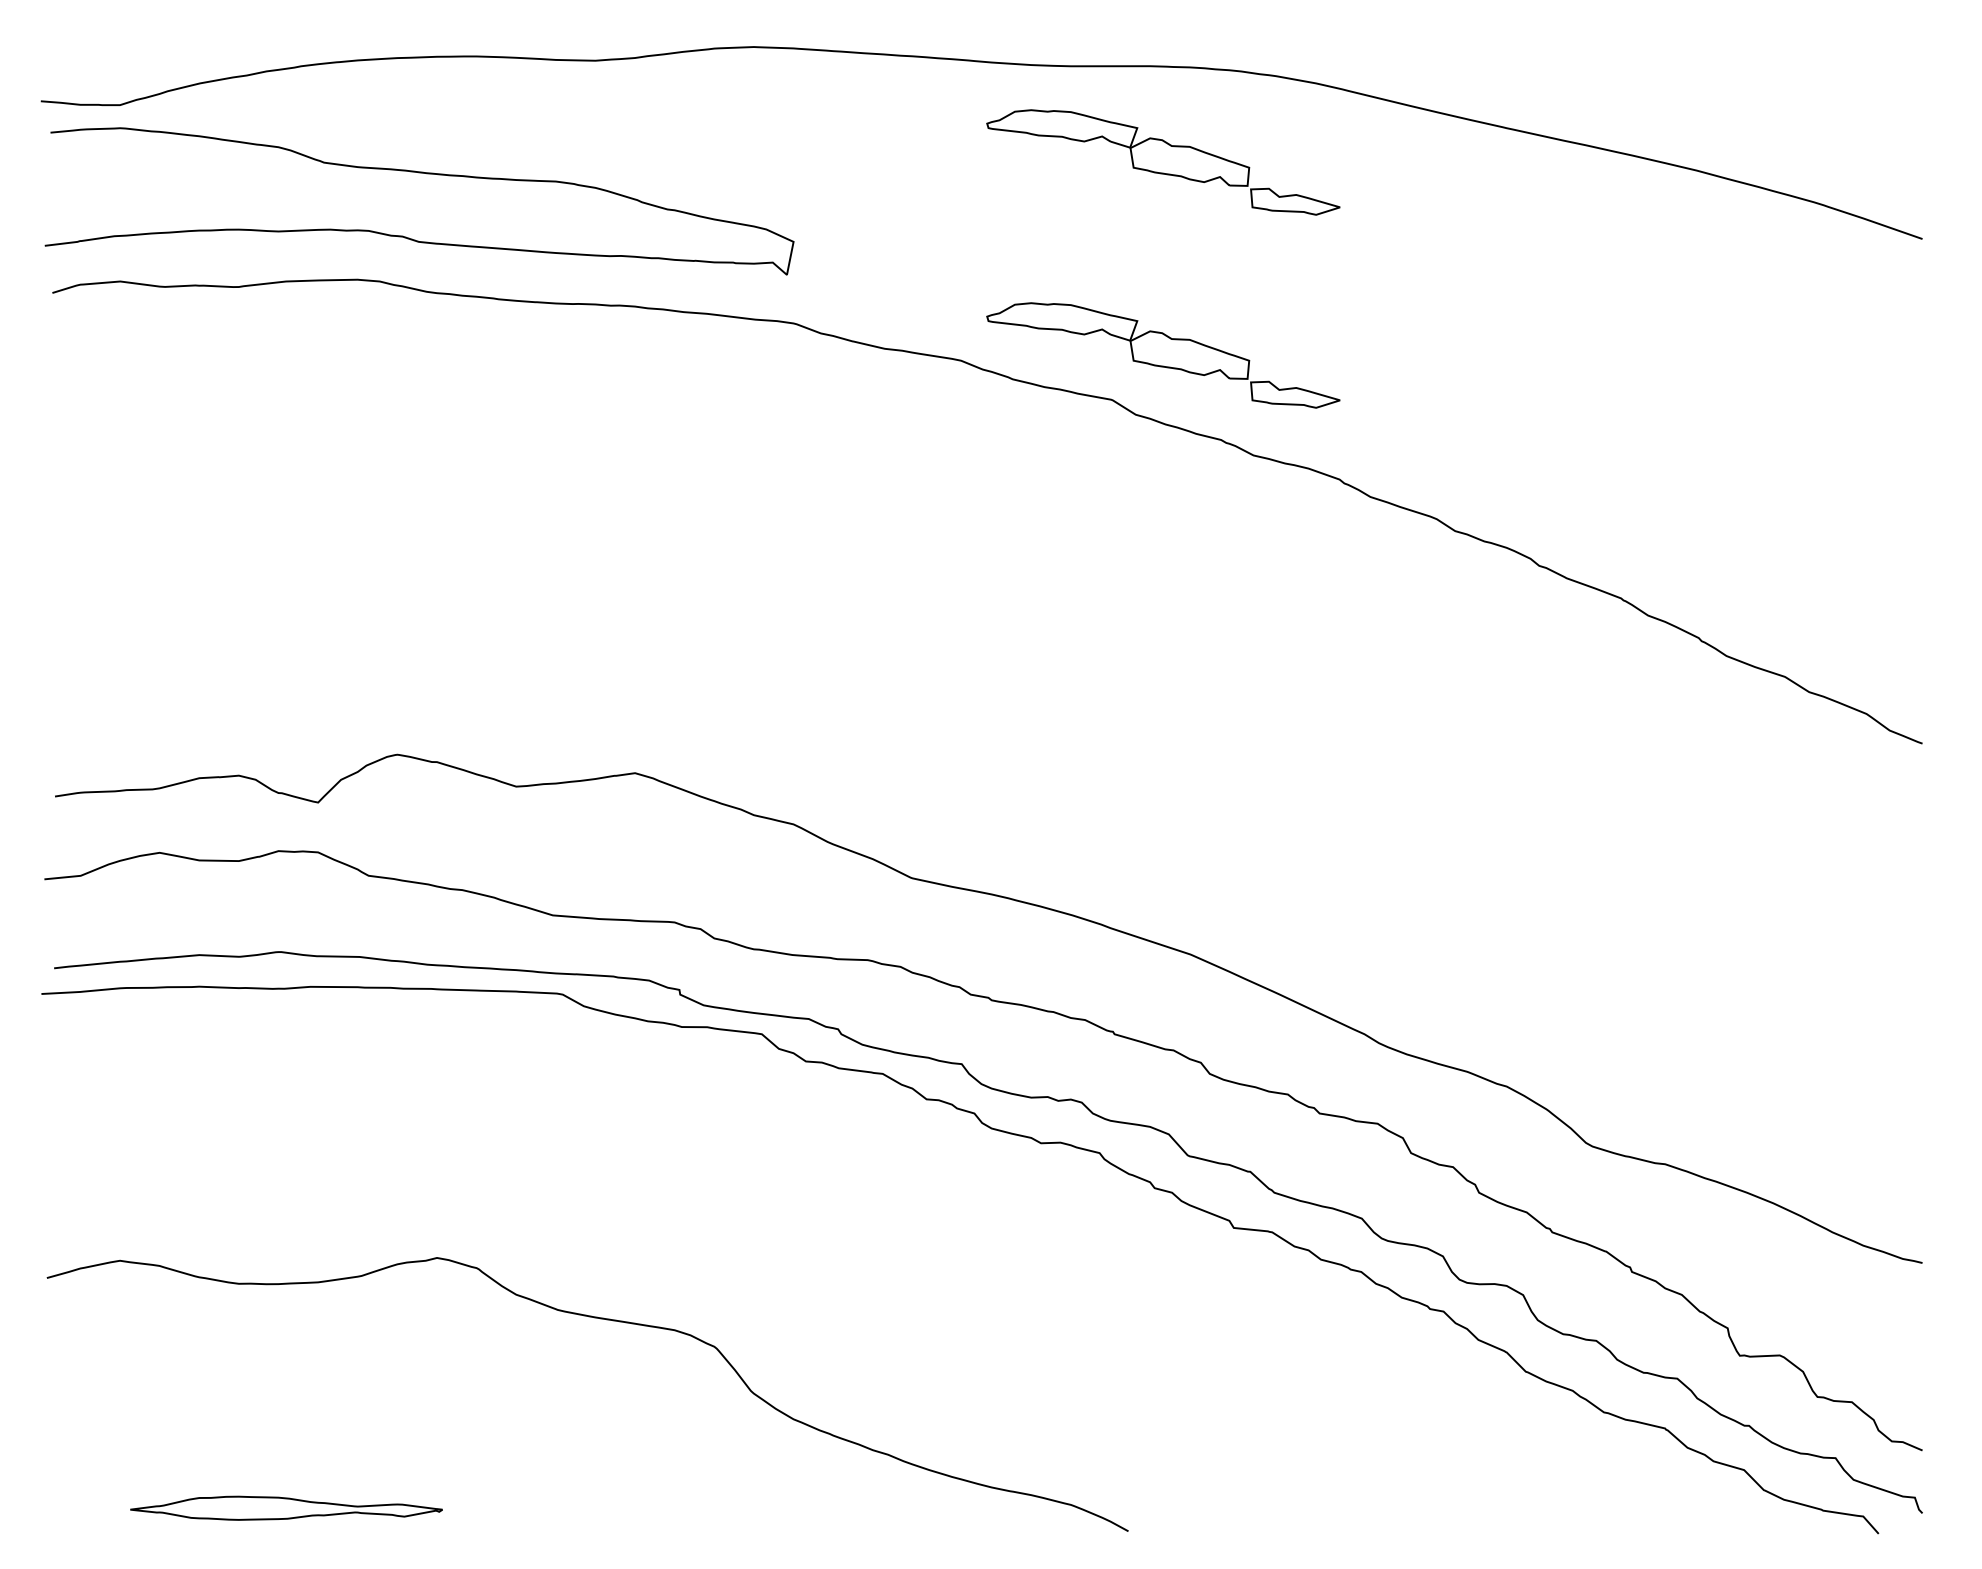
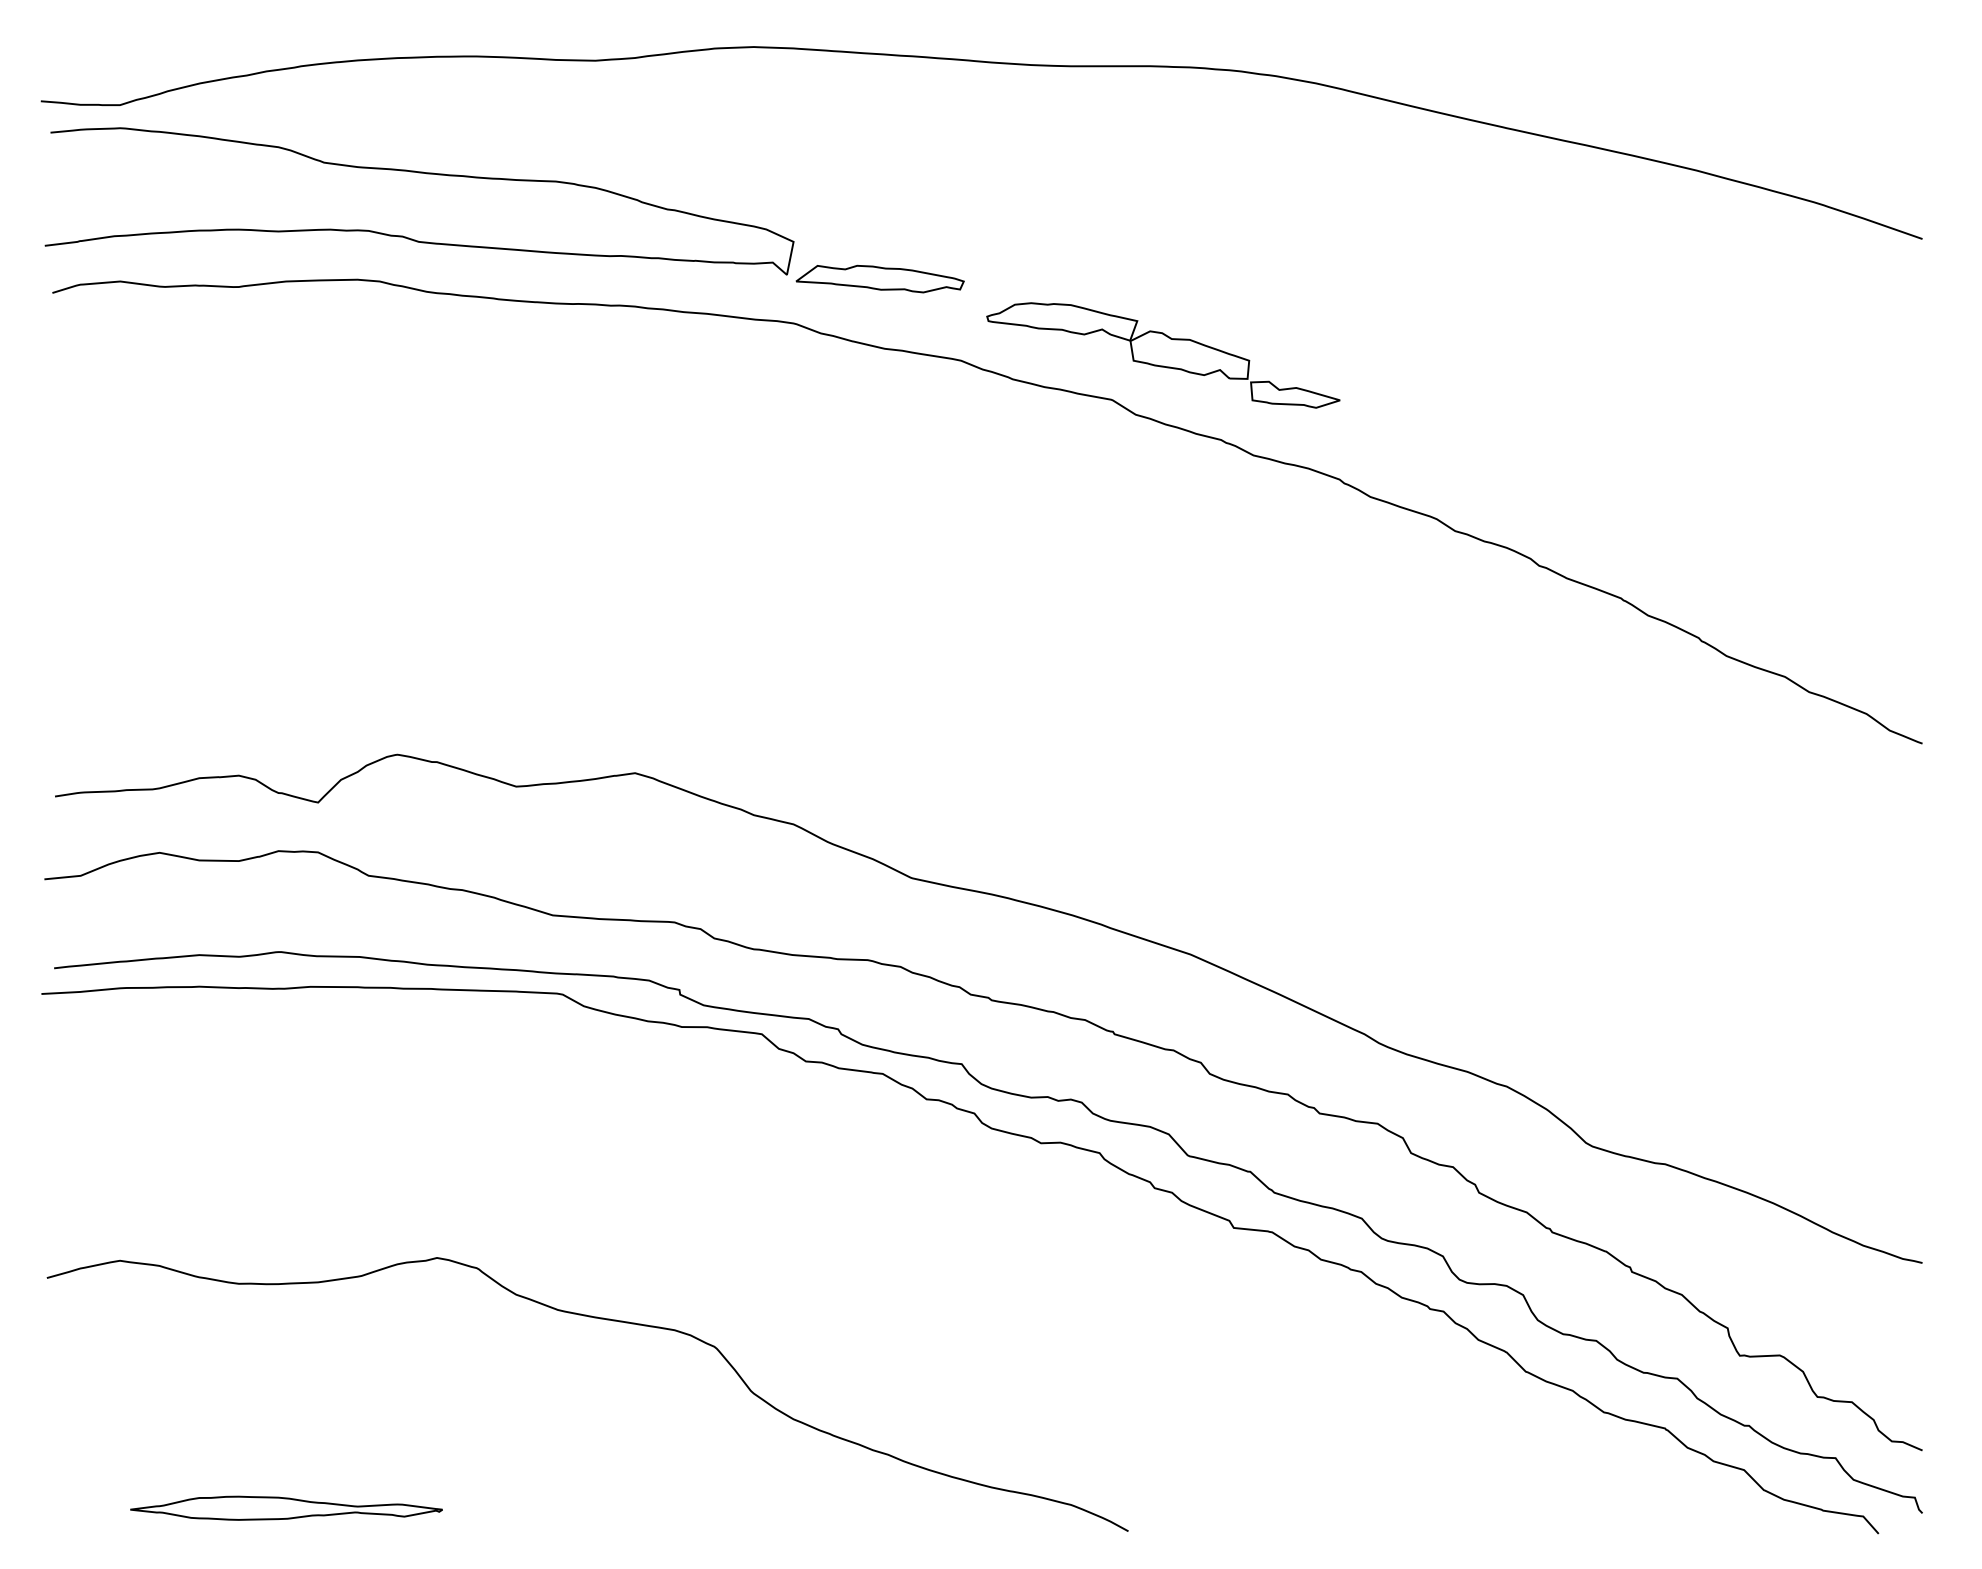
part: present -> none (1163, 162)
part: none -> present (879, 278)
